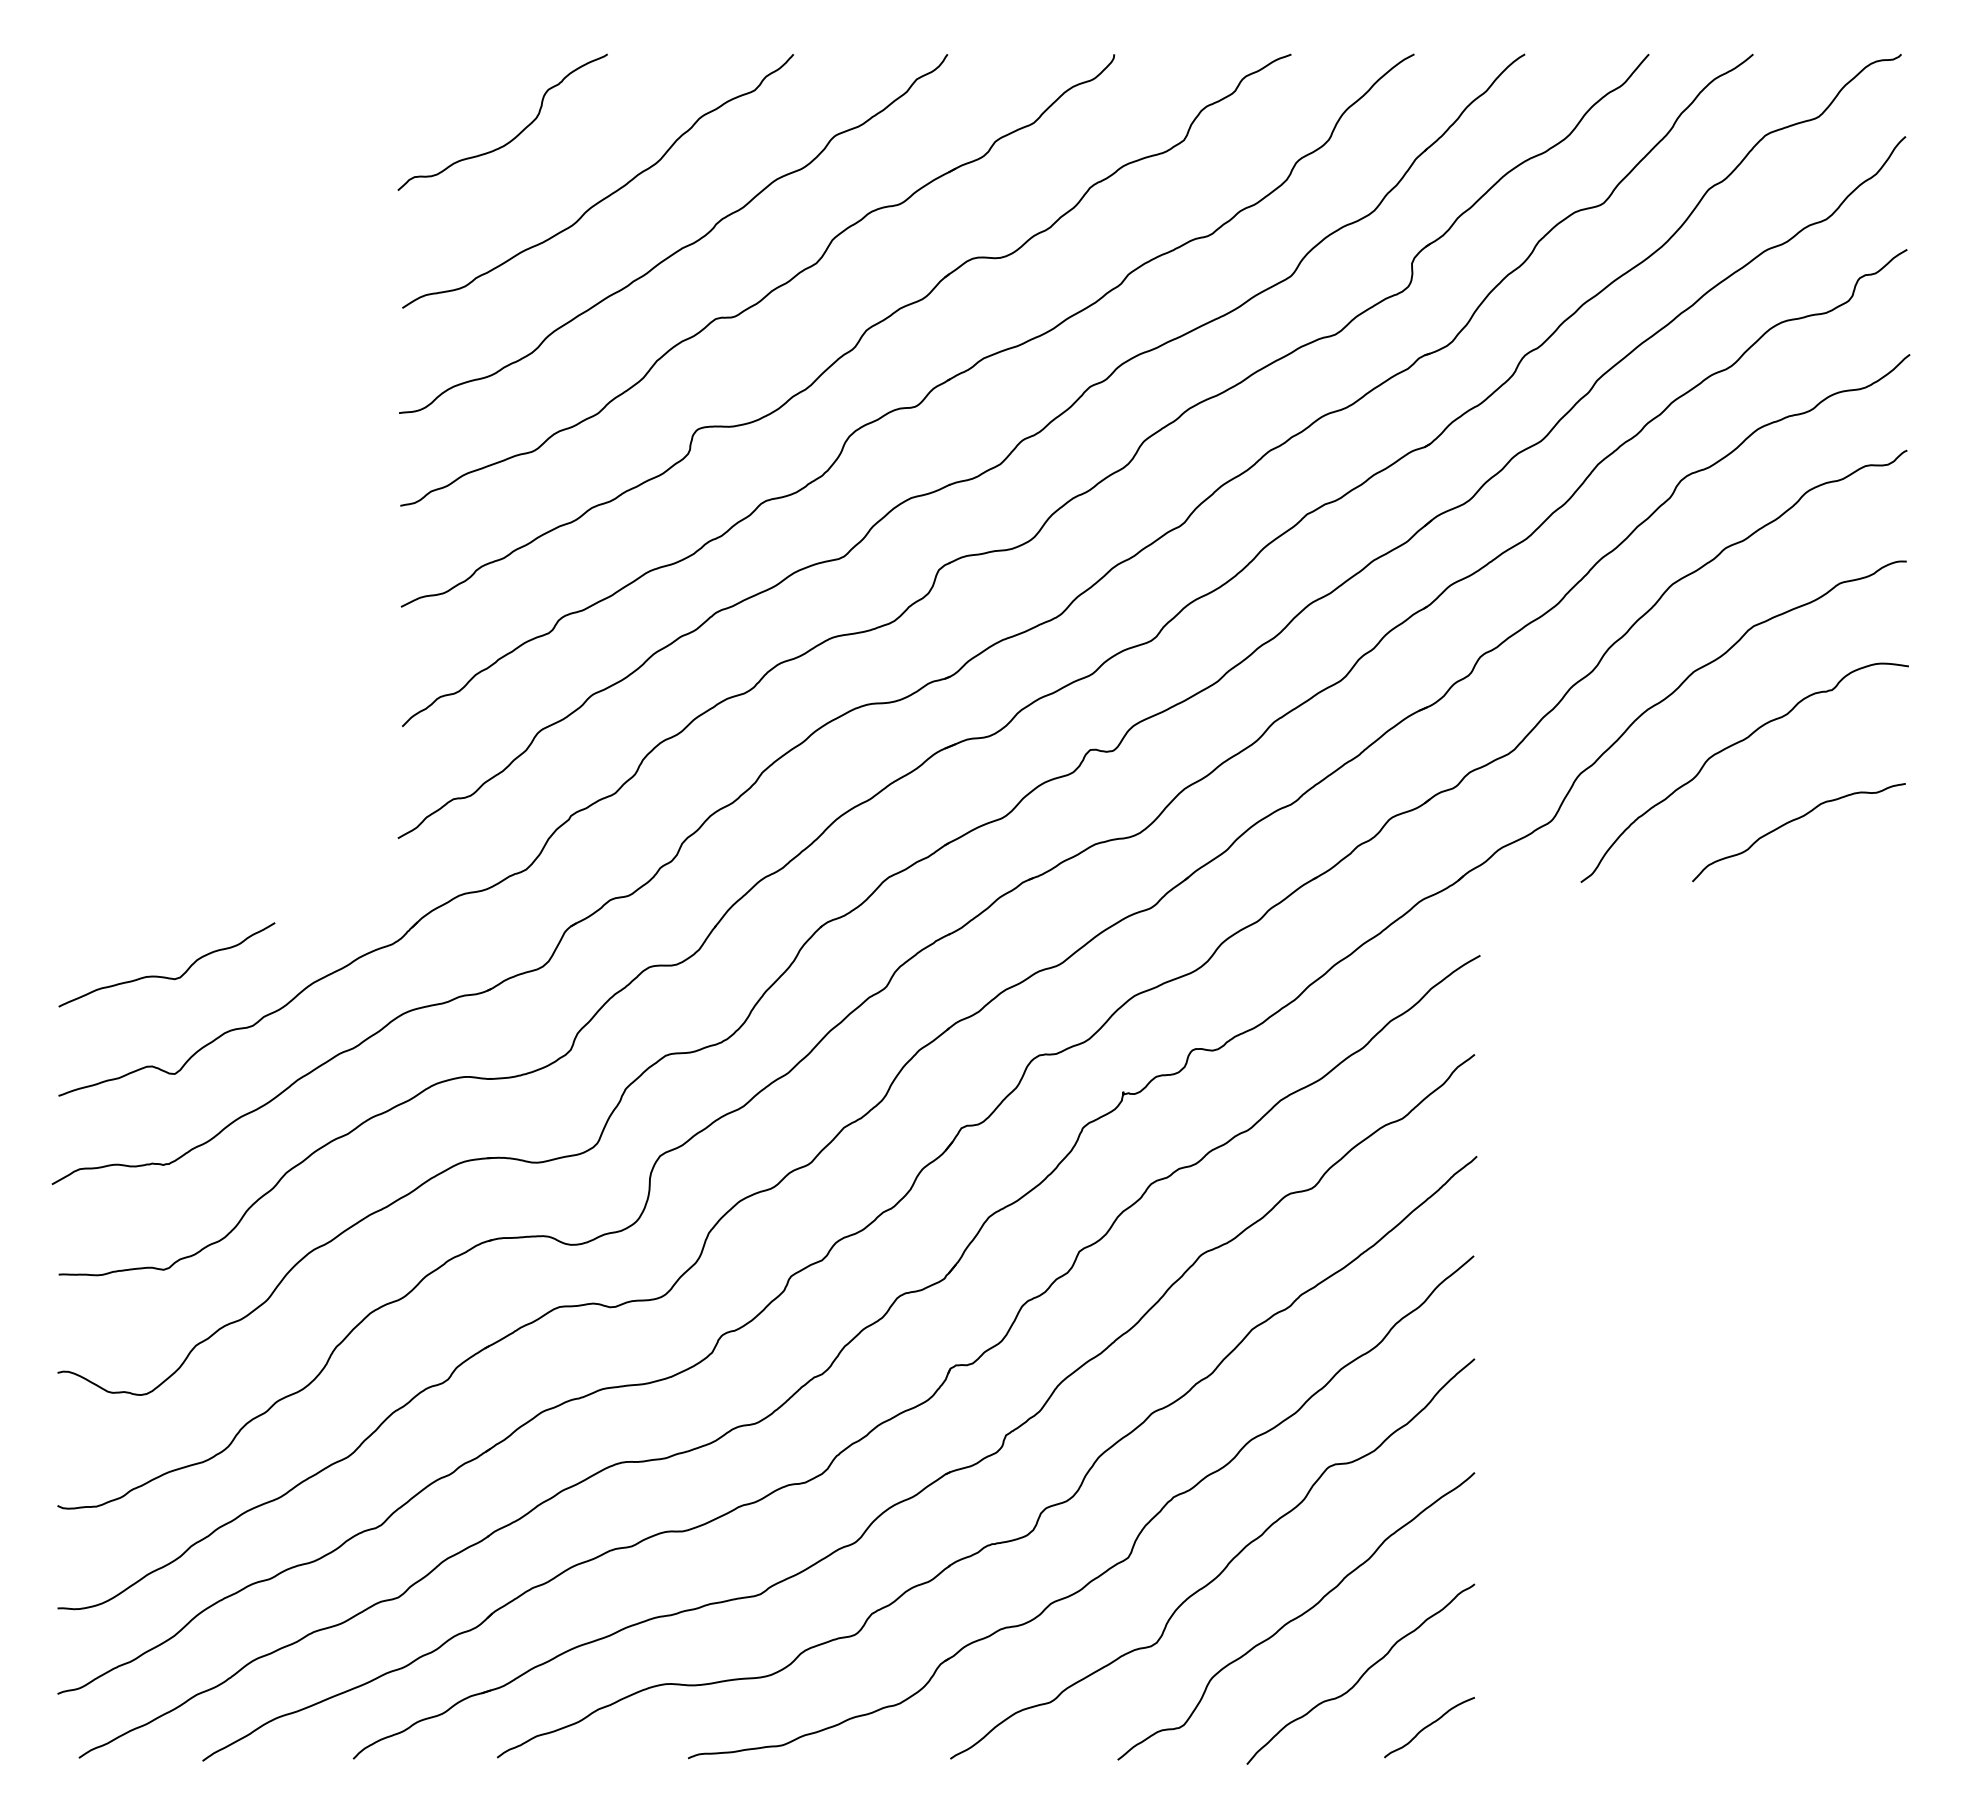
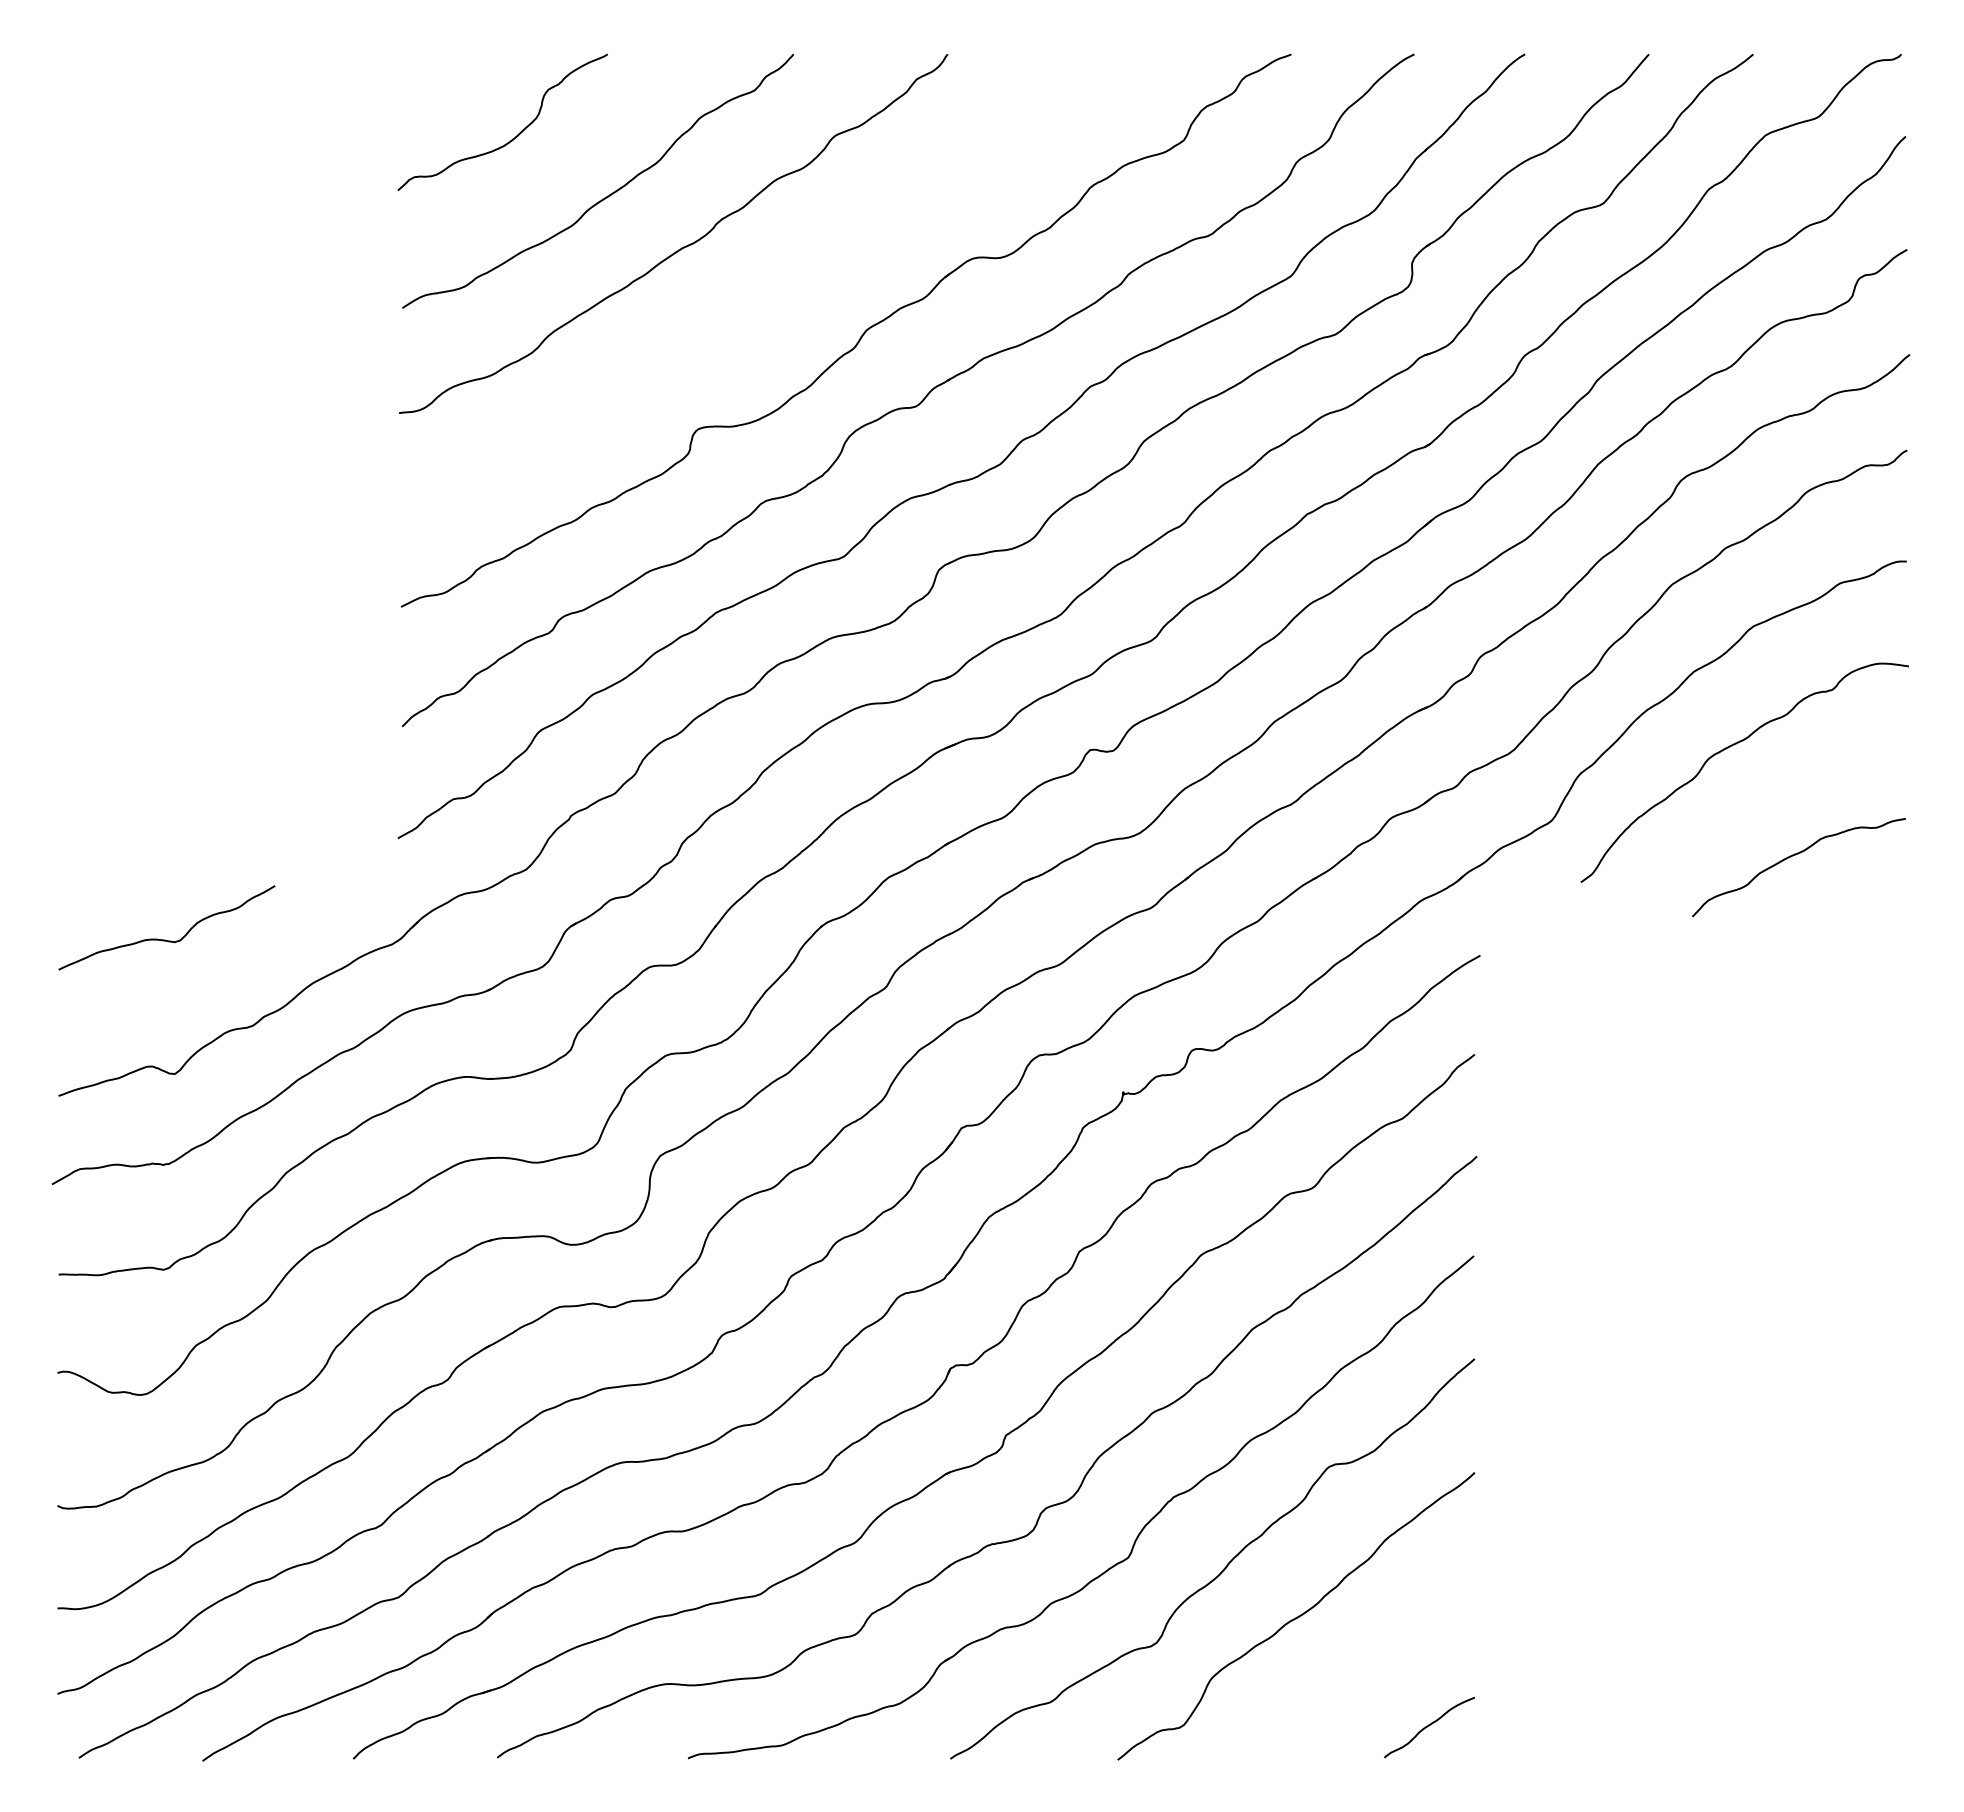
part: present -> none (769, 291)
curve position: (1793, 821) -> (1793, 856) (1793, 856)
curve position: (165, 976) -> (165, 939) (165, 939)
curve: present -> none (1362, 1674)
